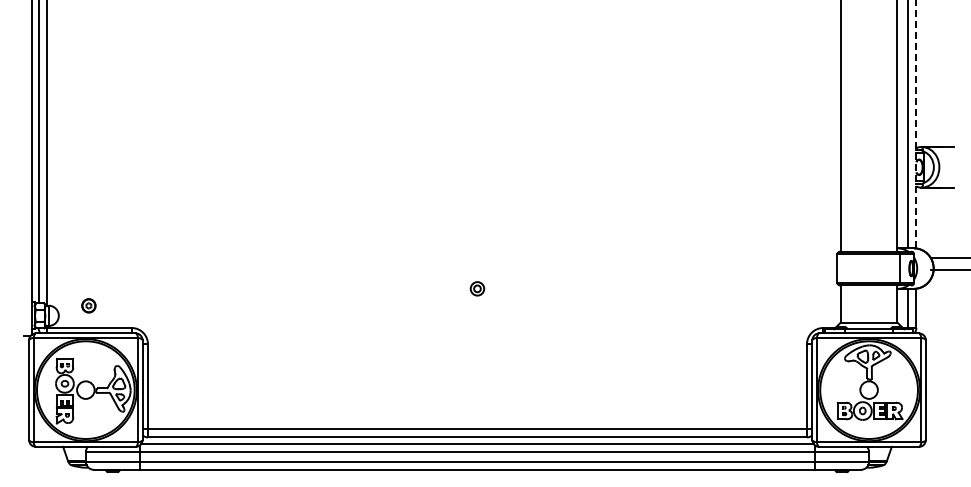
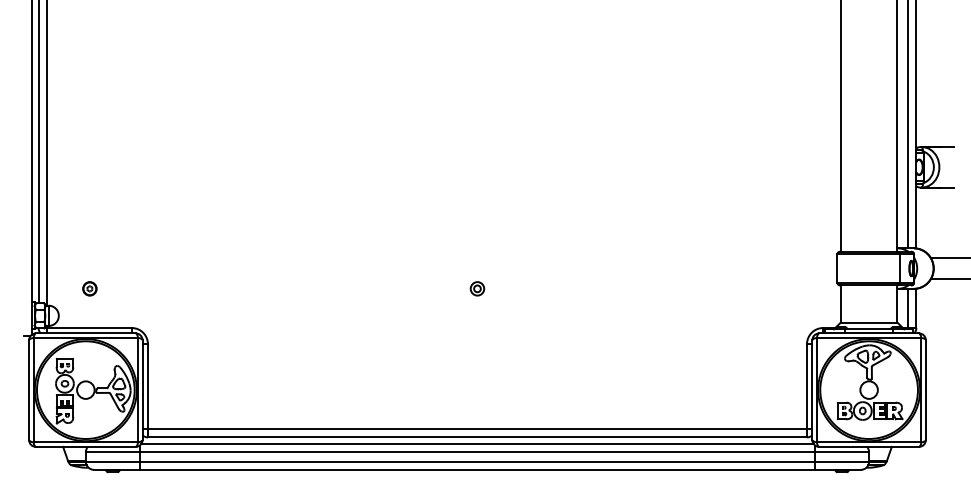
line: dashed -> solid (916, 124)
line position: (948, 270) -> (948, 279) (948, 279)
part position: (88, 305) -> (89, 288) (89, 288)
